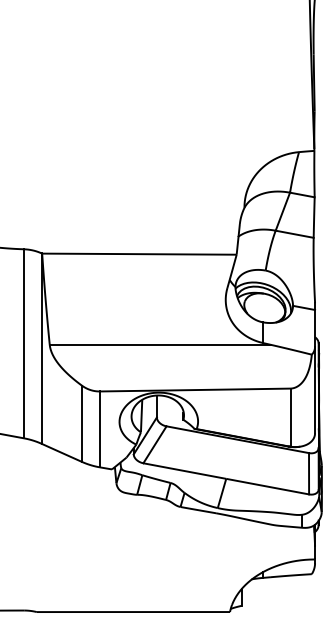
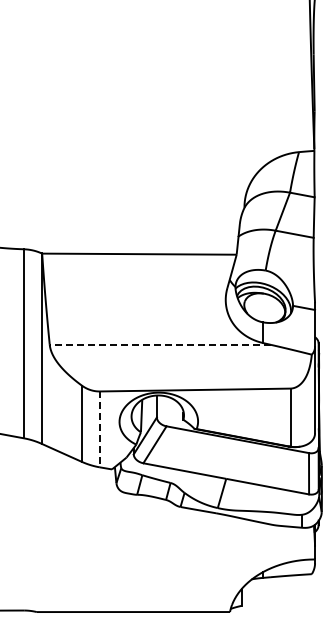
line: solid -> dashed (160, 344)
line: solid -> dashed (99, 429)
